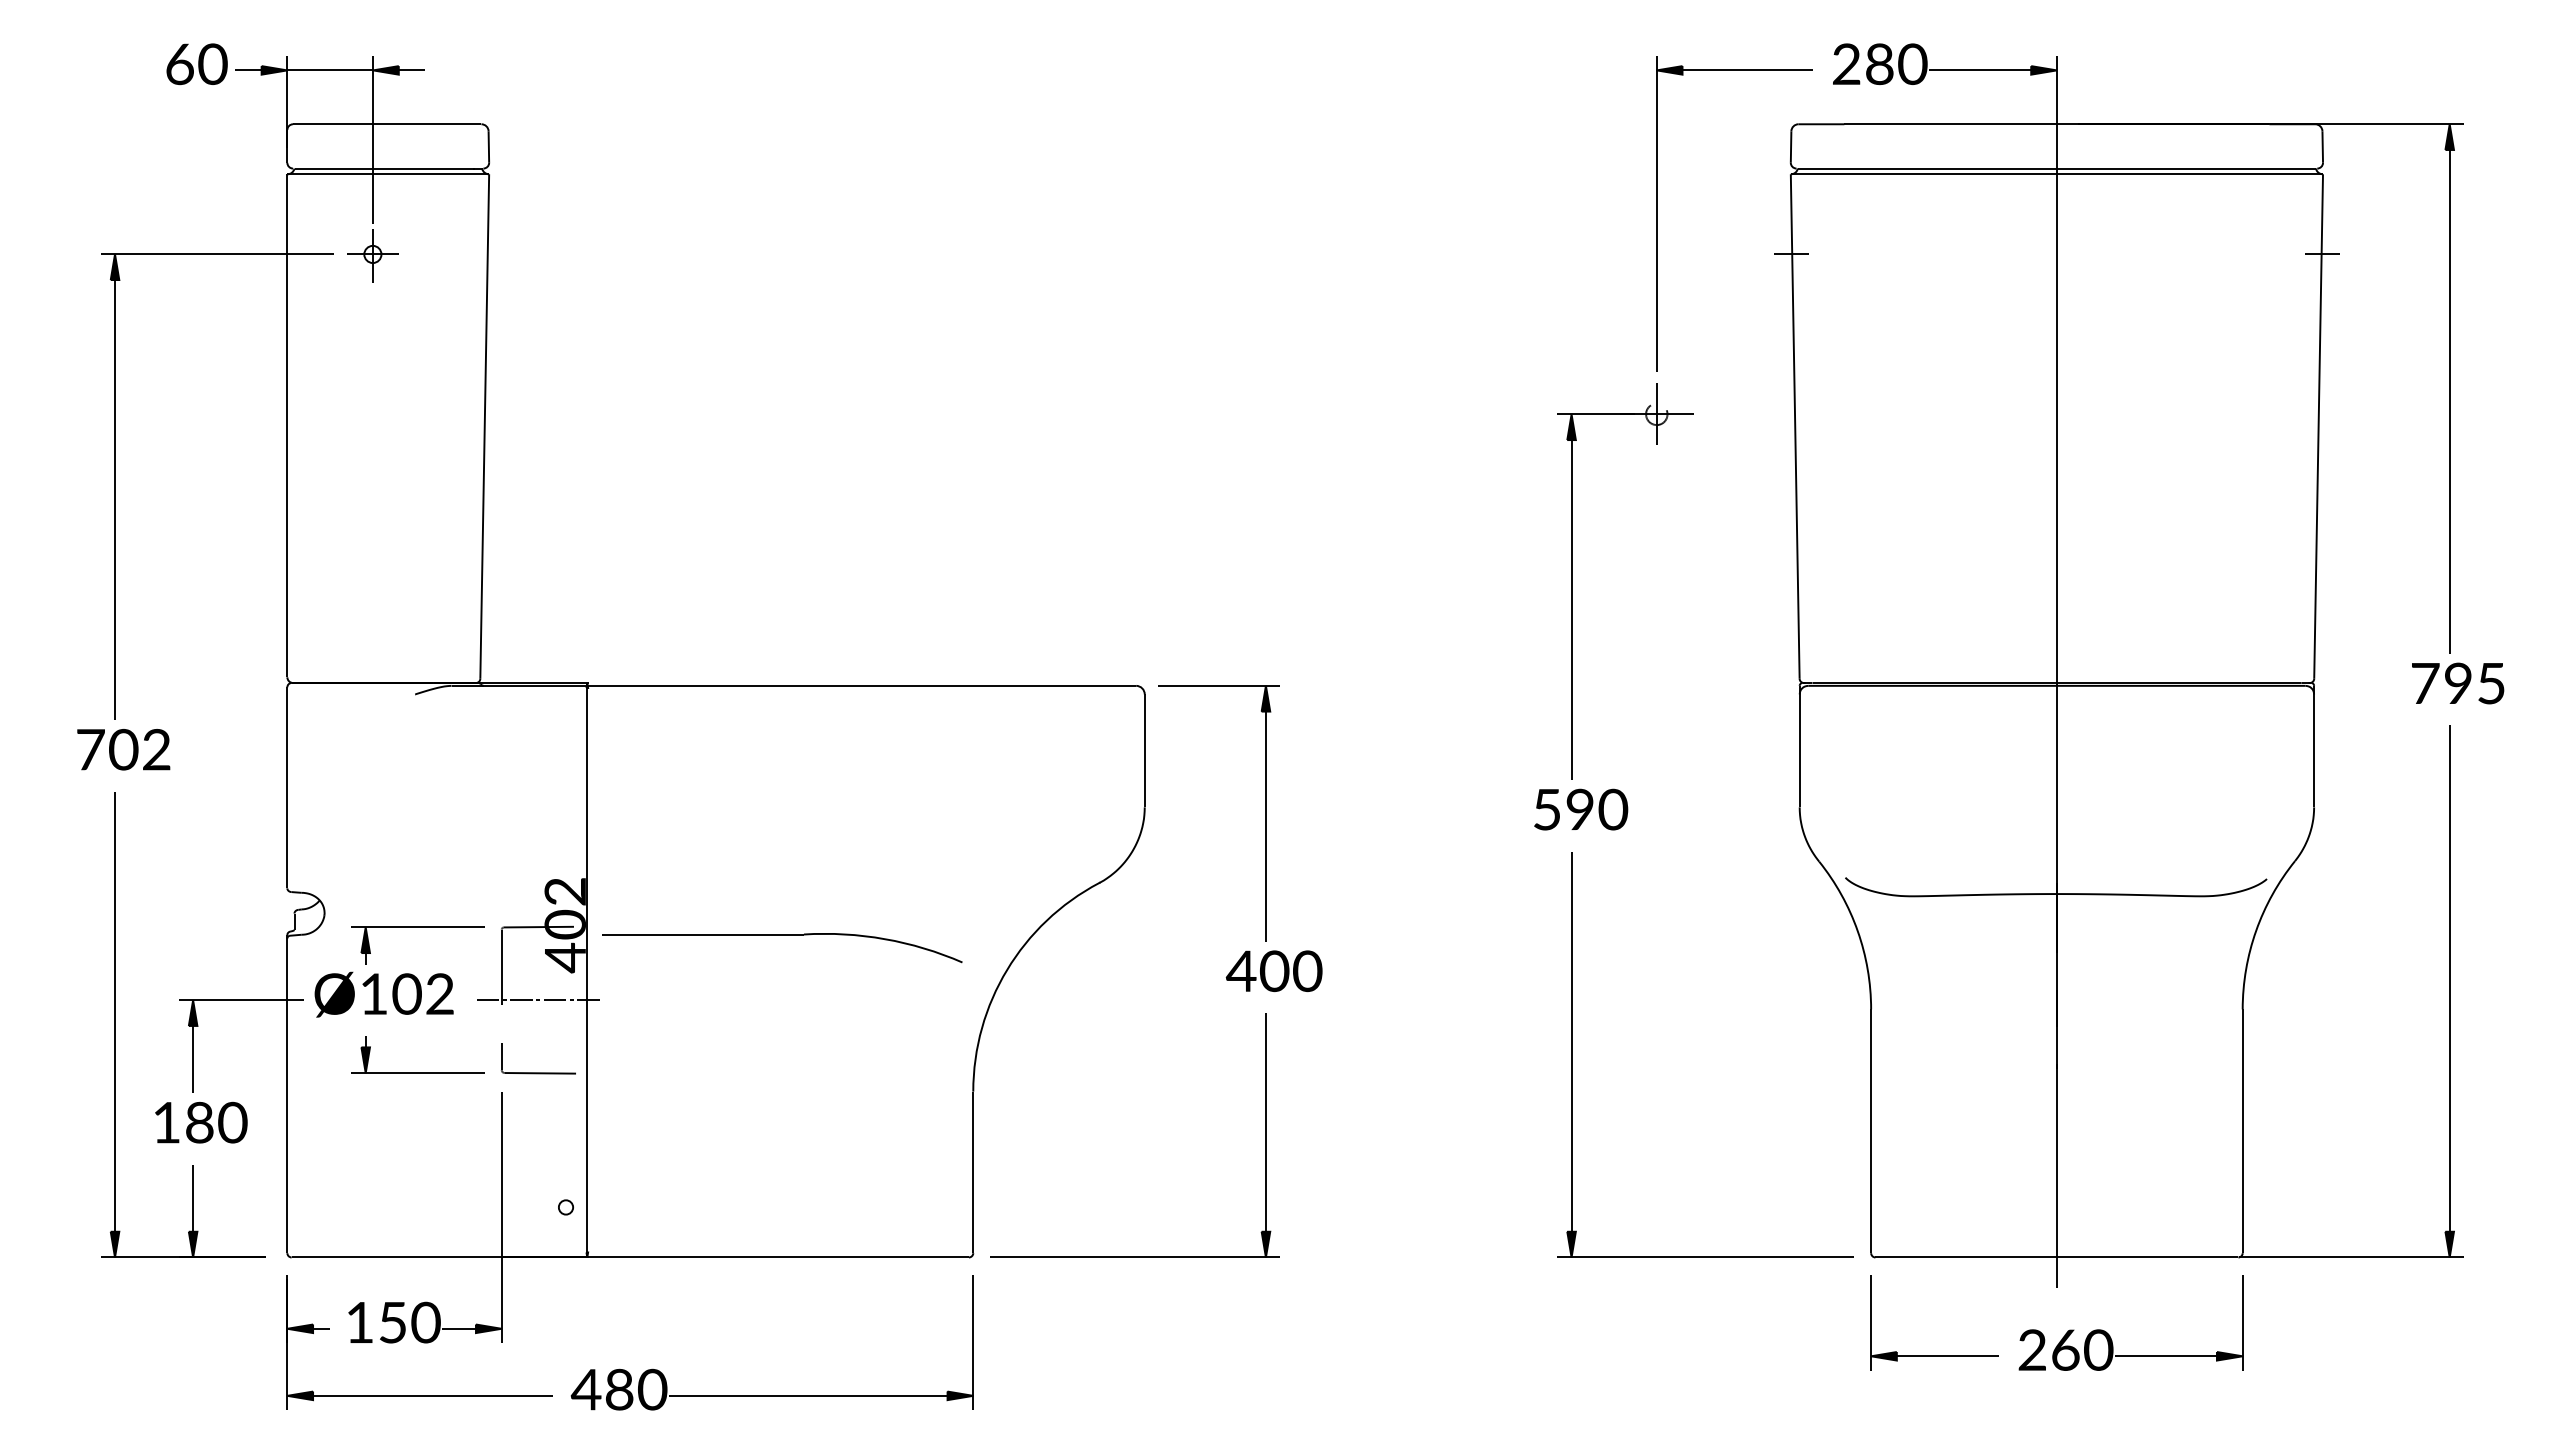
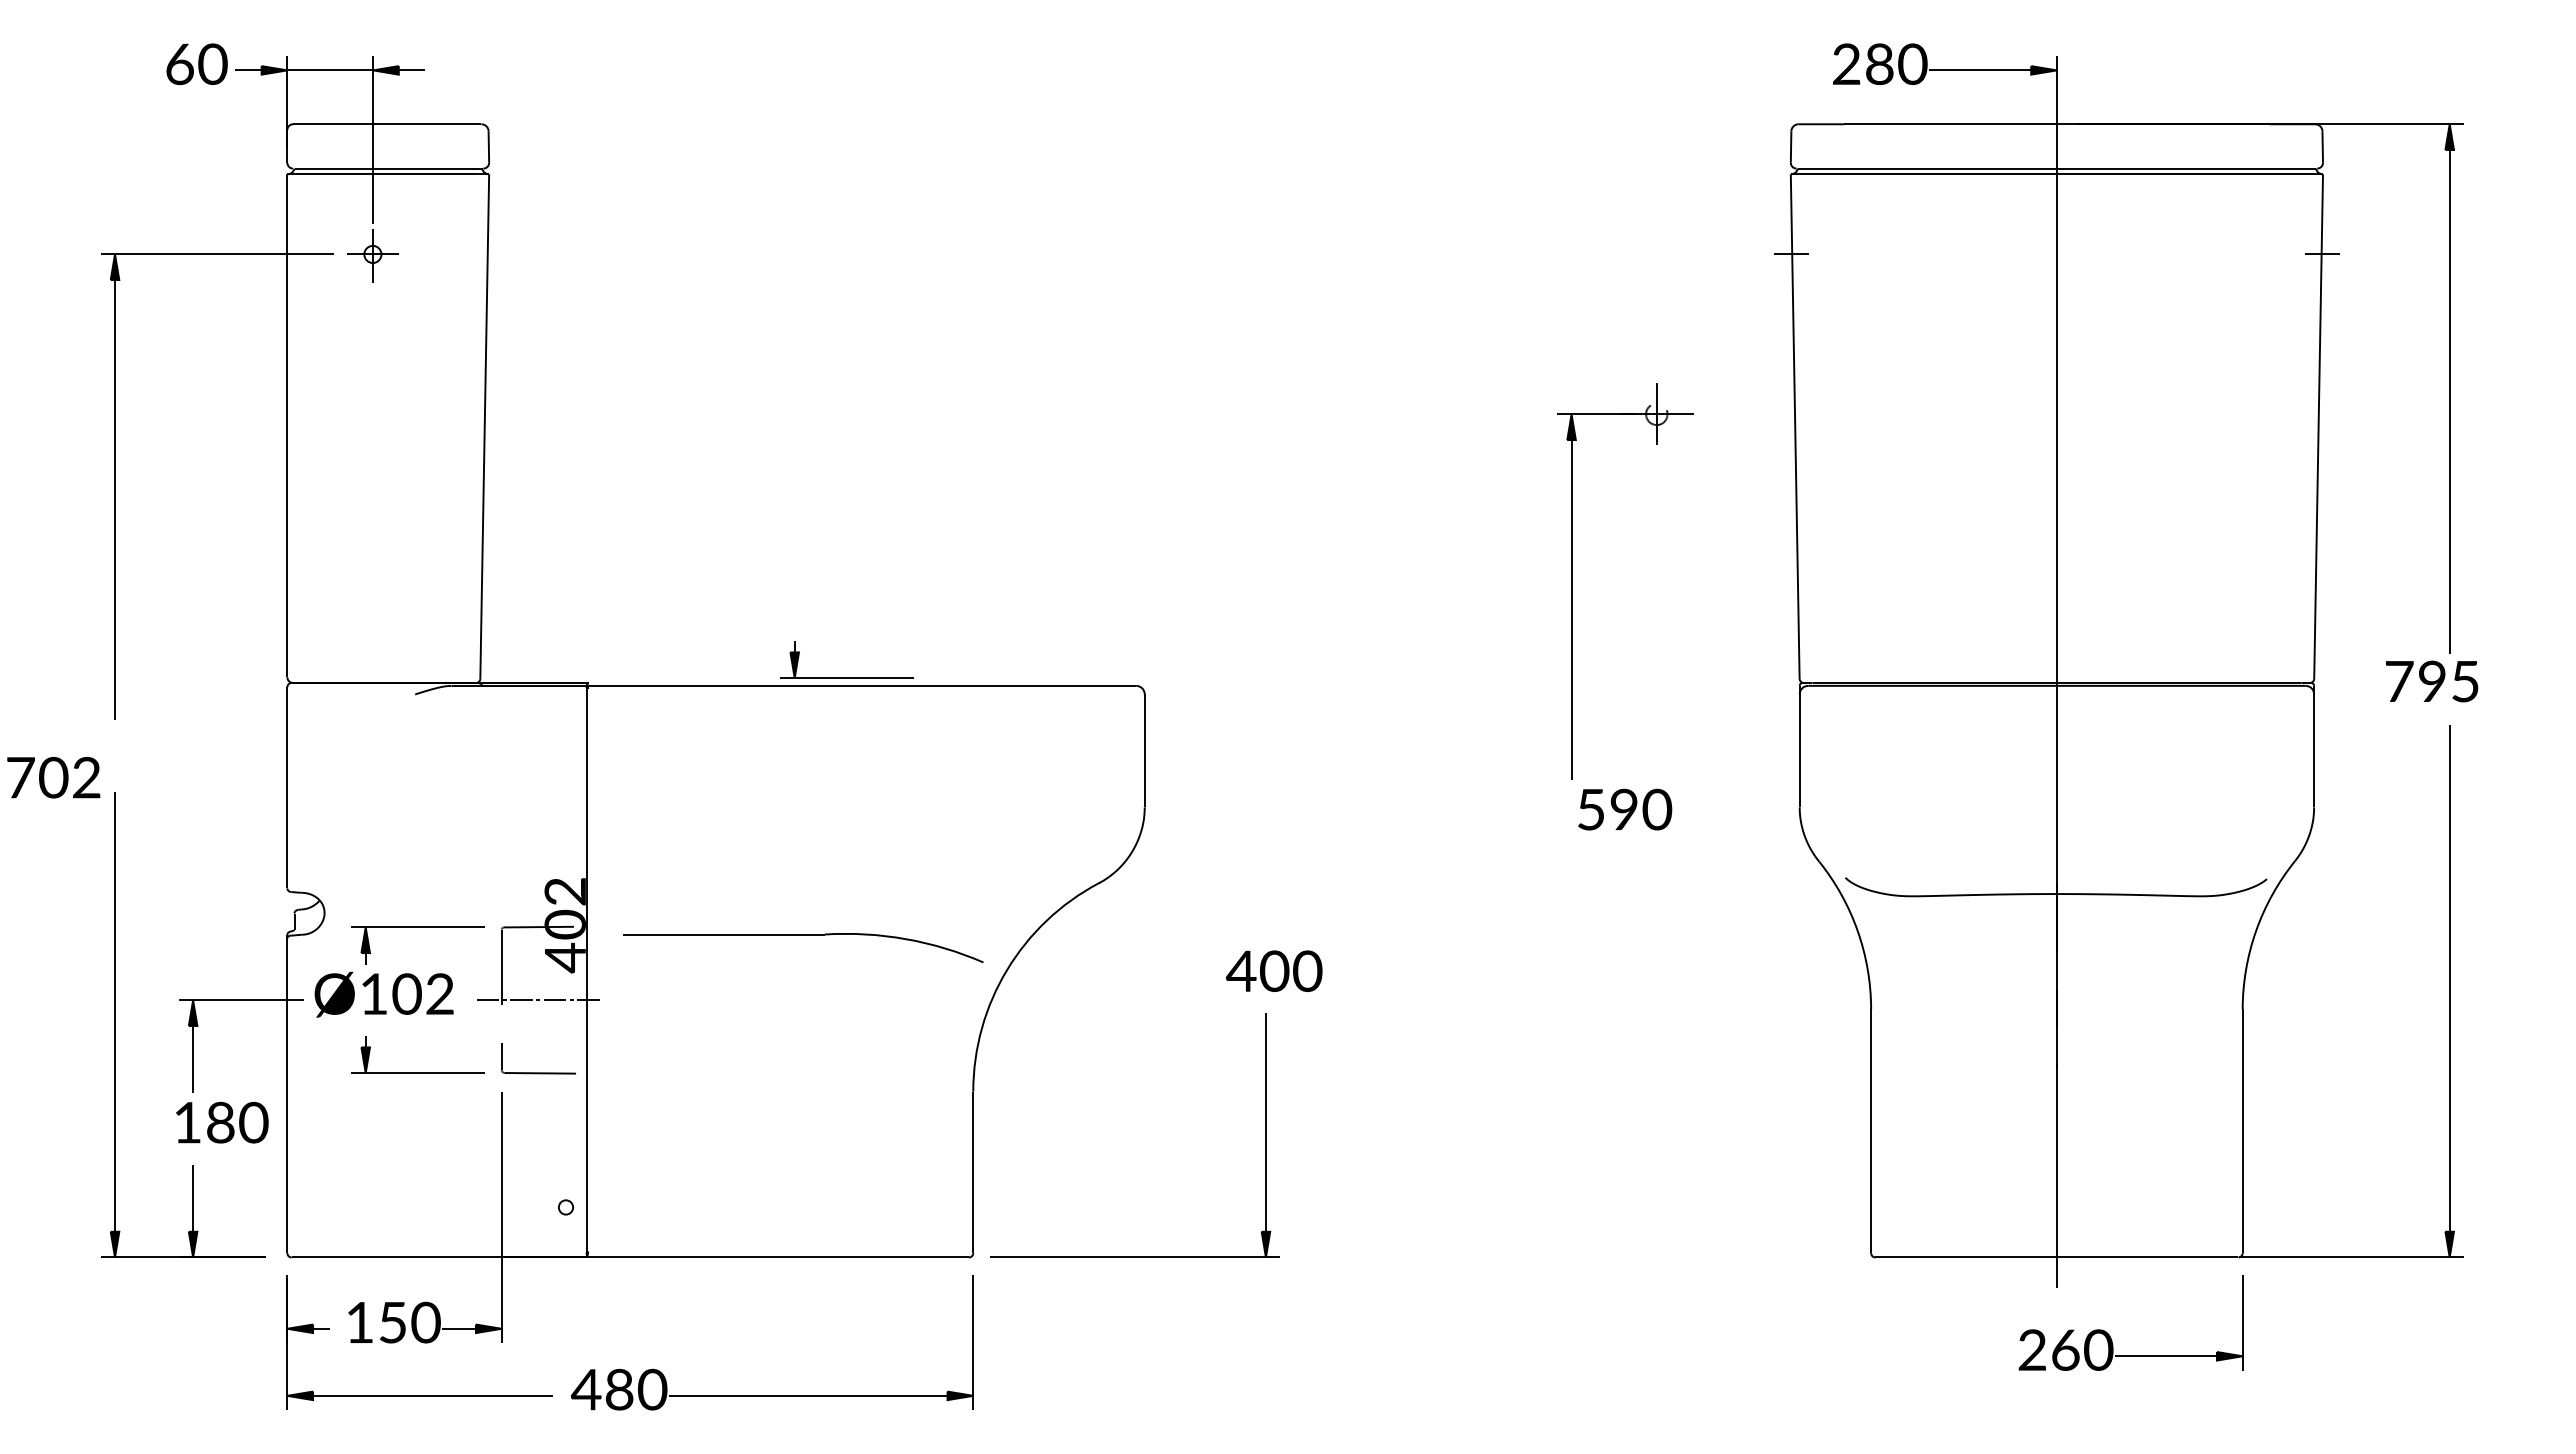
part: present -> none (1657, 213)
part: none -> present (846, 677)
text position: (2458, 683) -> (2432, 681) (2432, 681)
text position: (123, 749) -> (53, 777) (53, 777)
text position: (1581, 809) -> (1625, 809) (1625, 809)
part: present -> none (1265, 813)
part position: (782, 935) -> (803, 935) (803, 935)
part: present -> none (1572, 1054)
text position: (201, 1122) -> (222, 1122) (222, 1122)
part: present -> none (1934, 1355)
